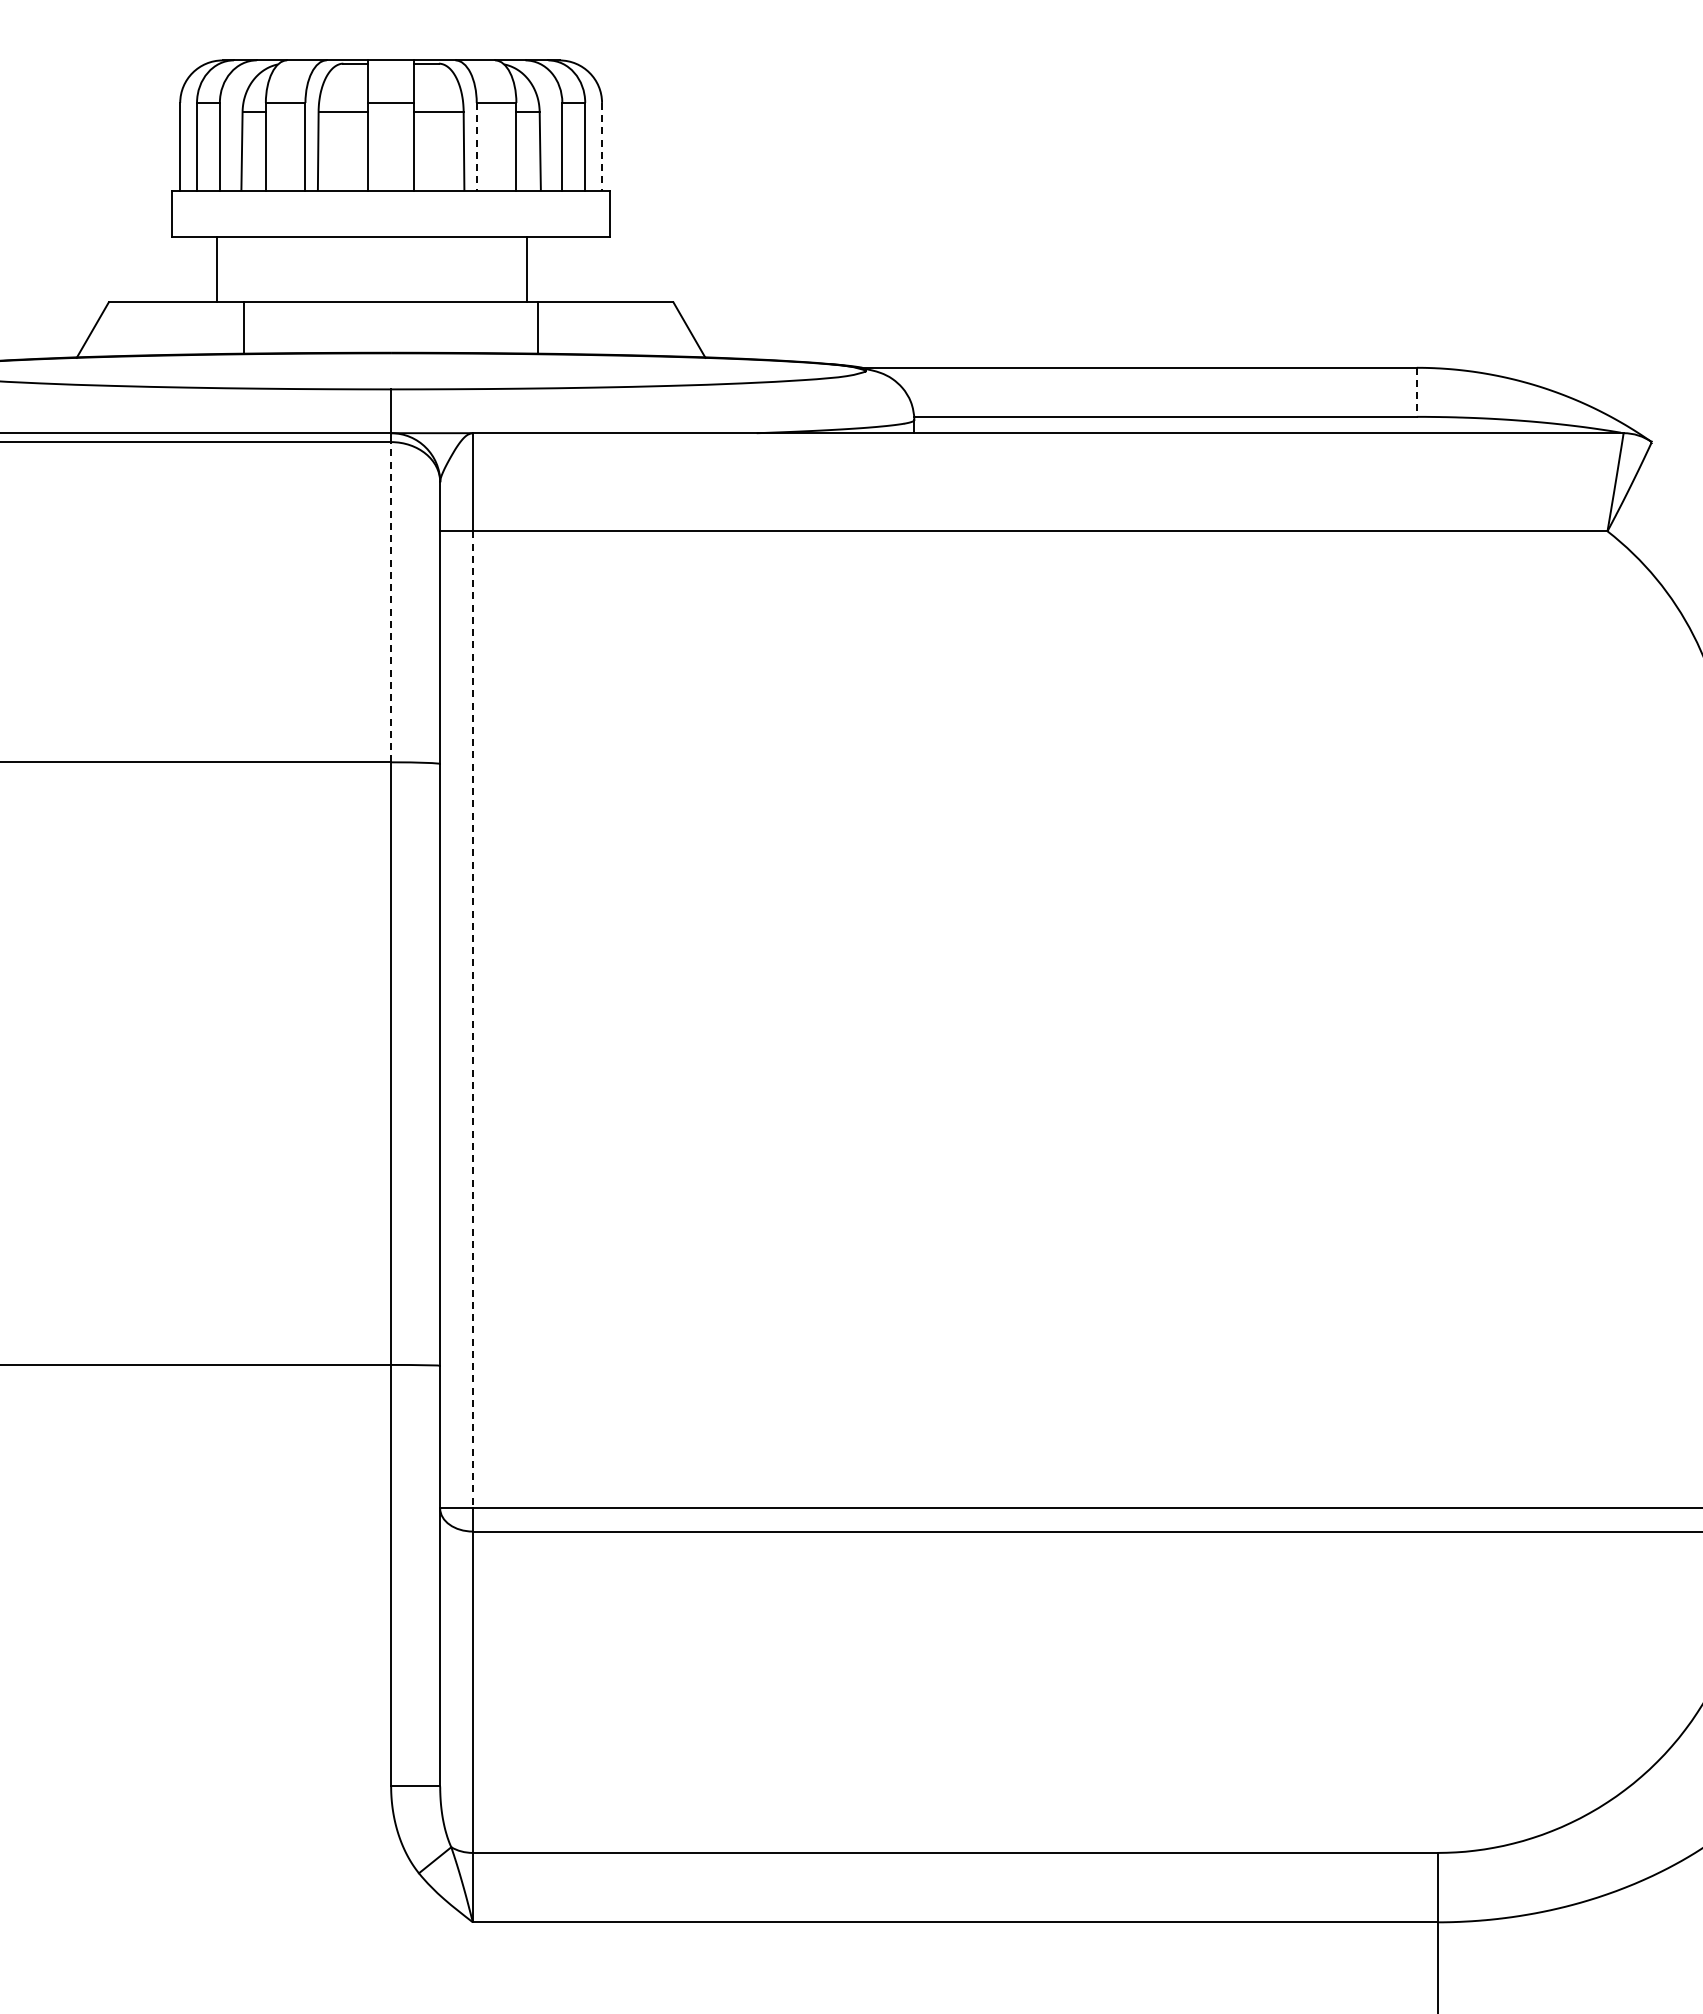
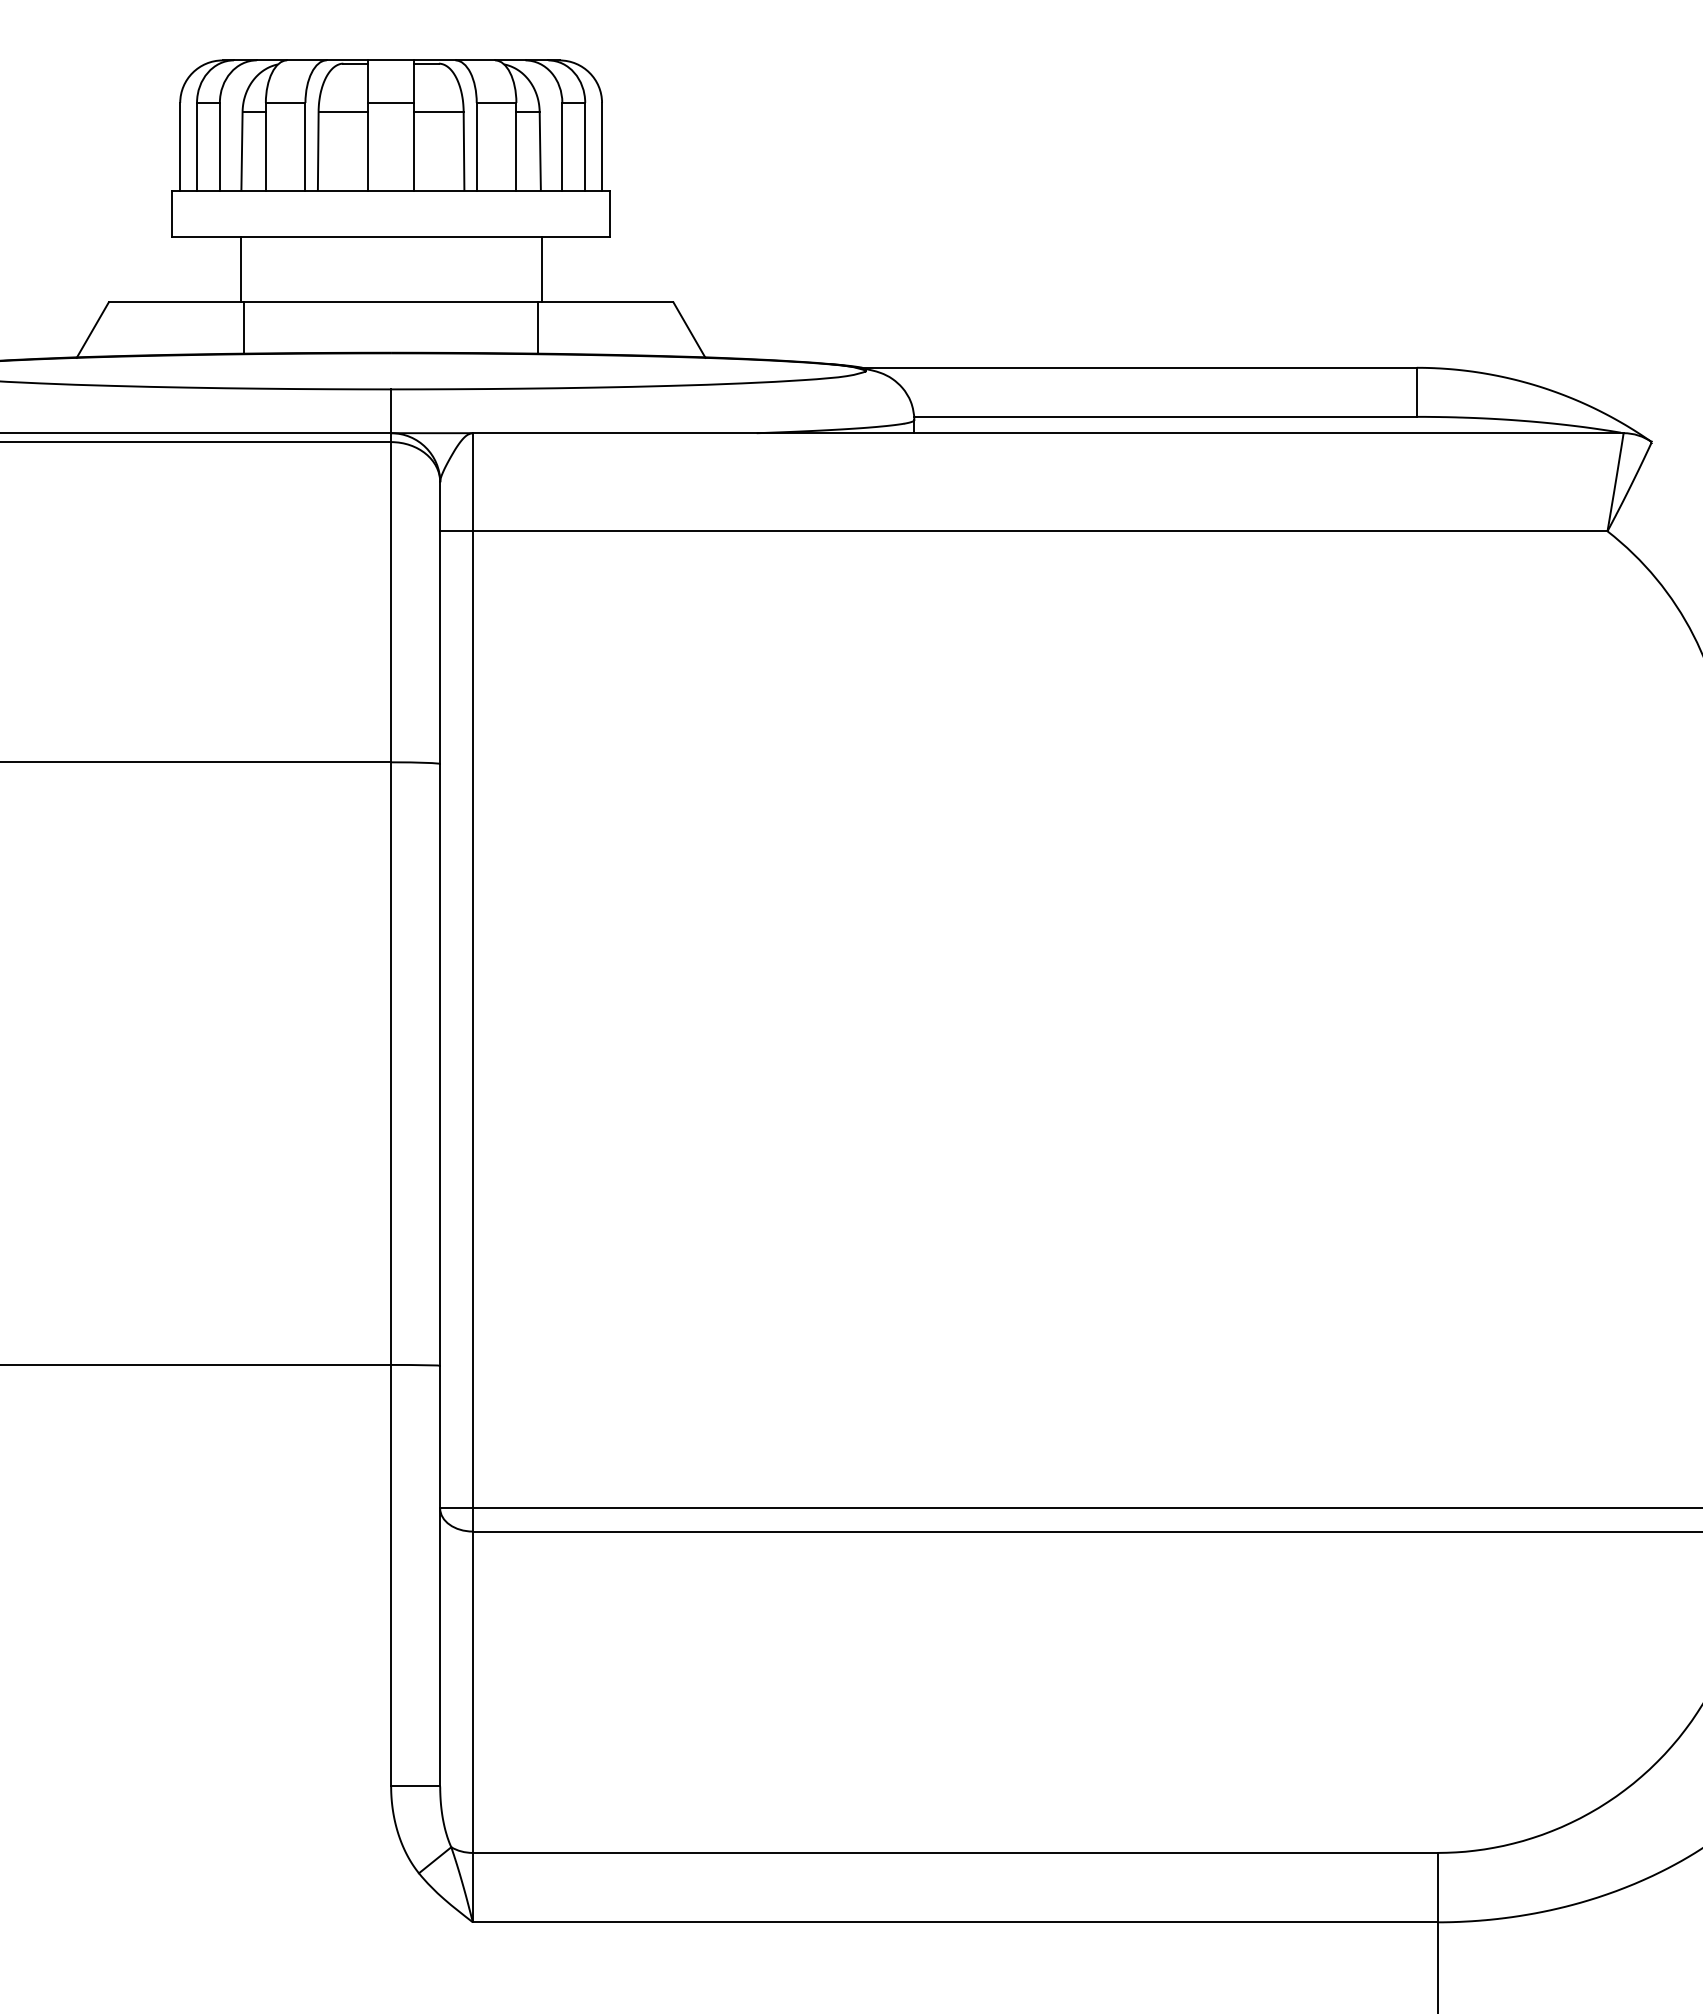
line: dashed -> solid (476, 147)
line: dashed -> solid (602, 147)
line position: (216, 269) -> (240, 269) (240, 269)
line position: (526, 269) -> (541, 269) (541, 269)
line: dashed -> solid (1416, 392)
line: dashed -> solid (391, 601)
line: dashed -> solid (472, 1019)
